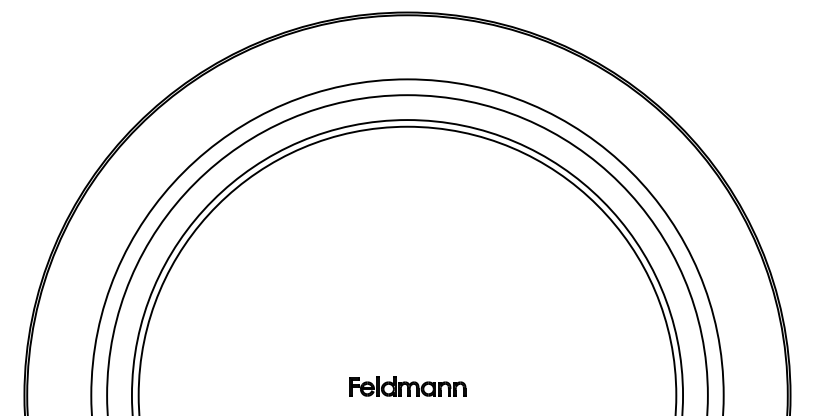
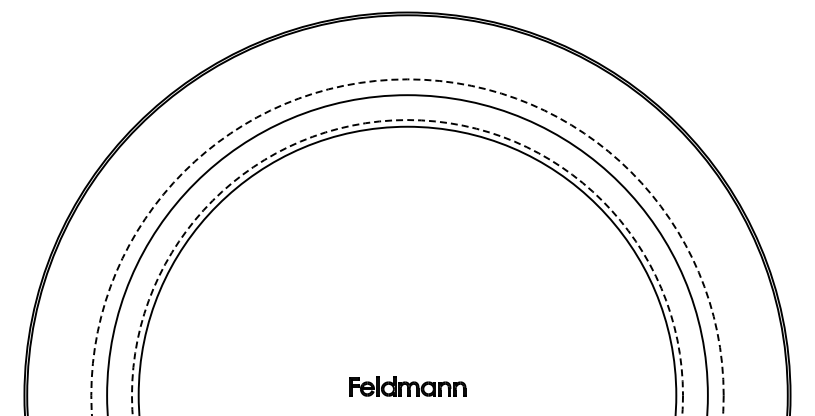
circle: solid -> dashed (407, 247)
circle: solid -> dashed (407, 267)
